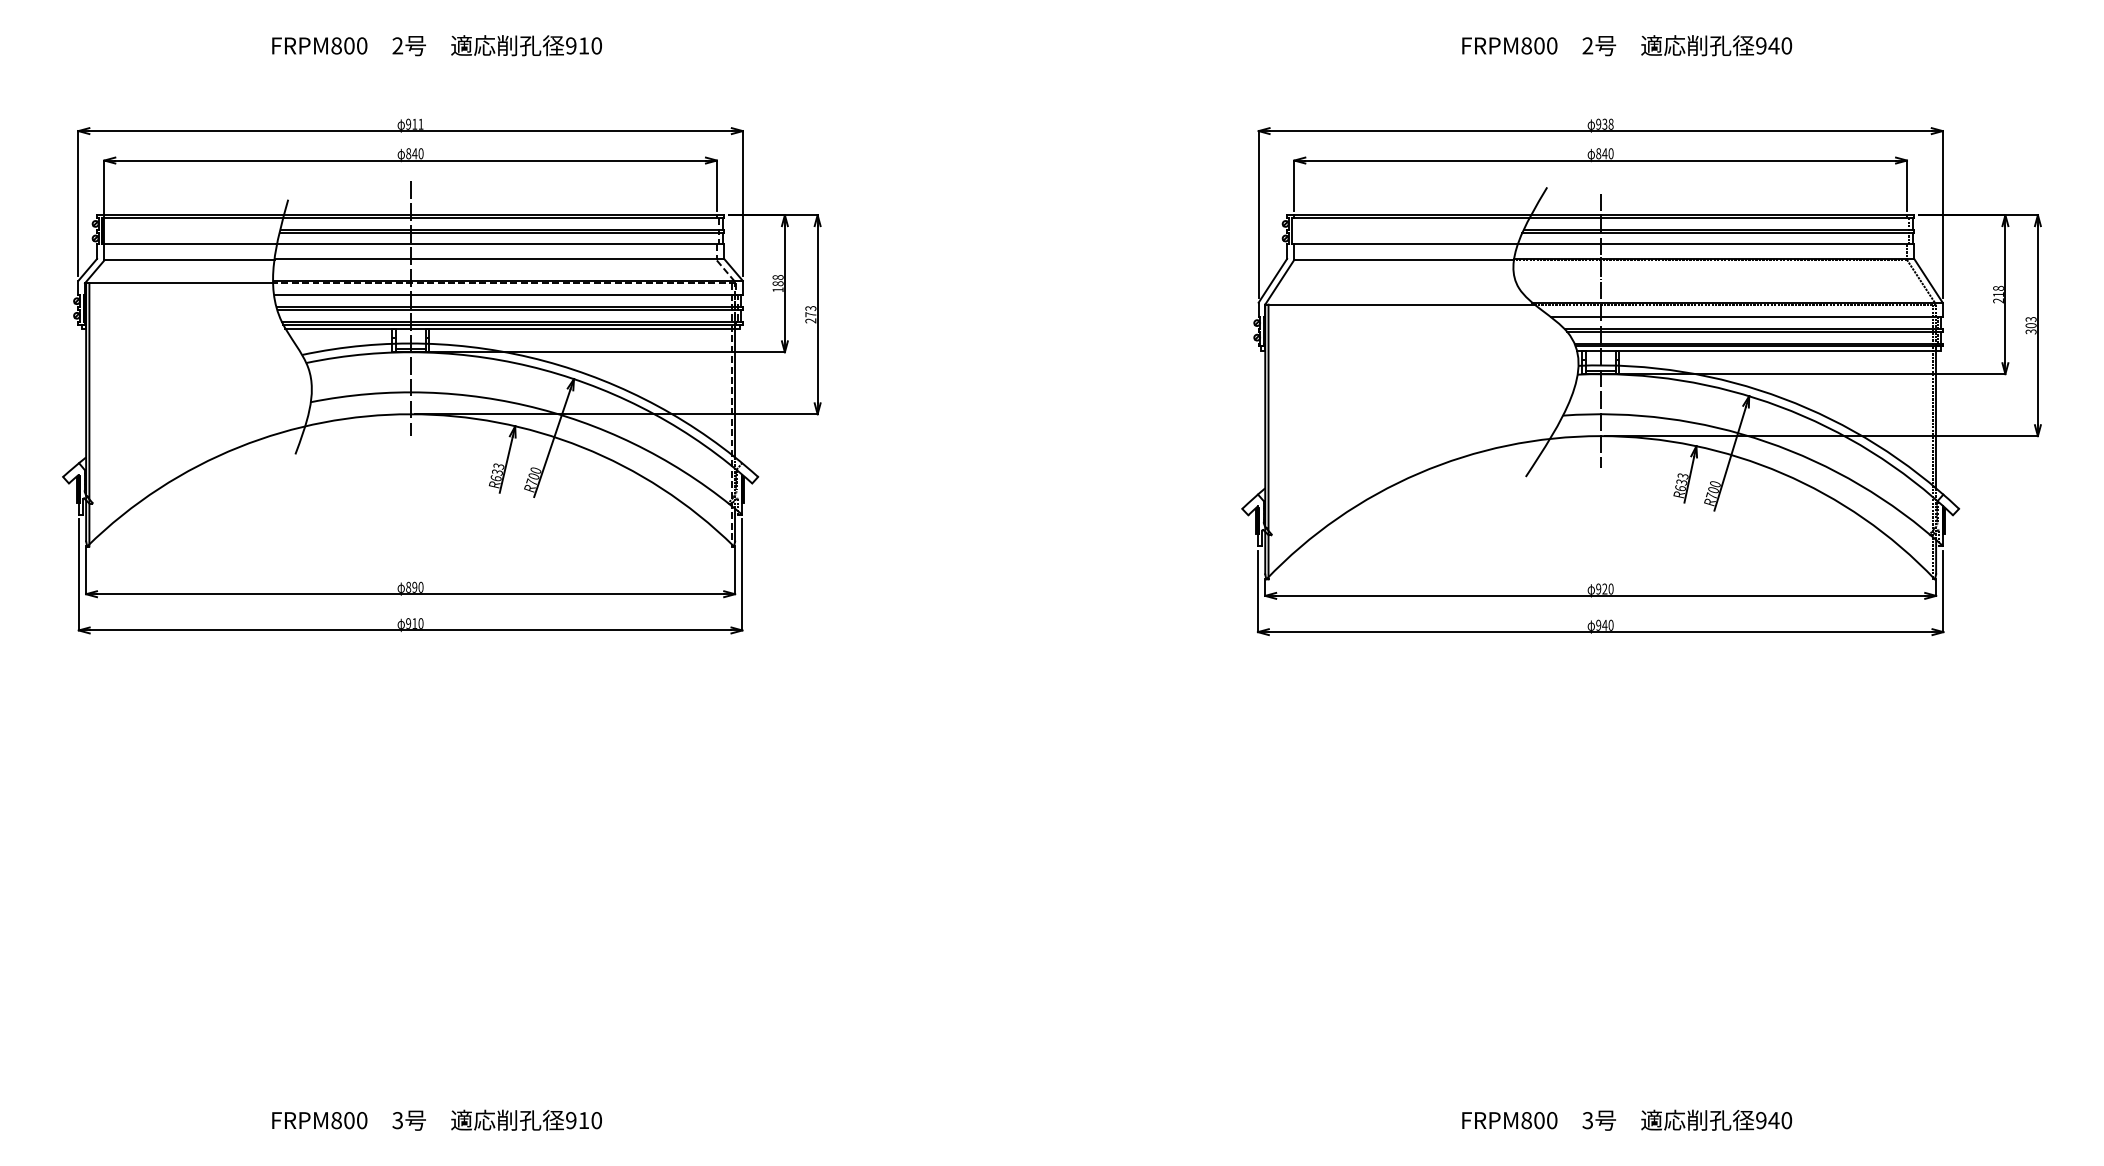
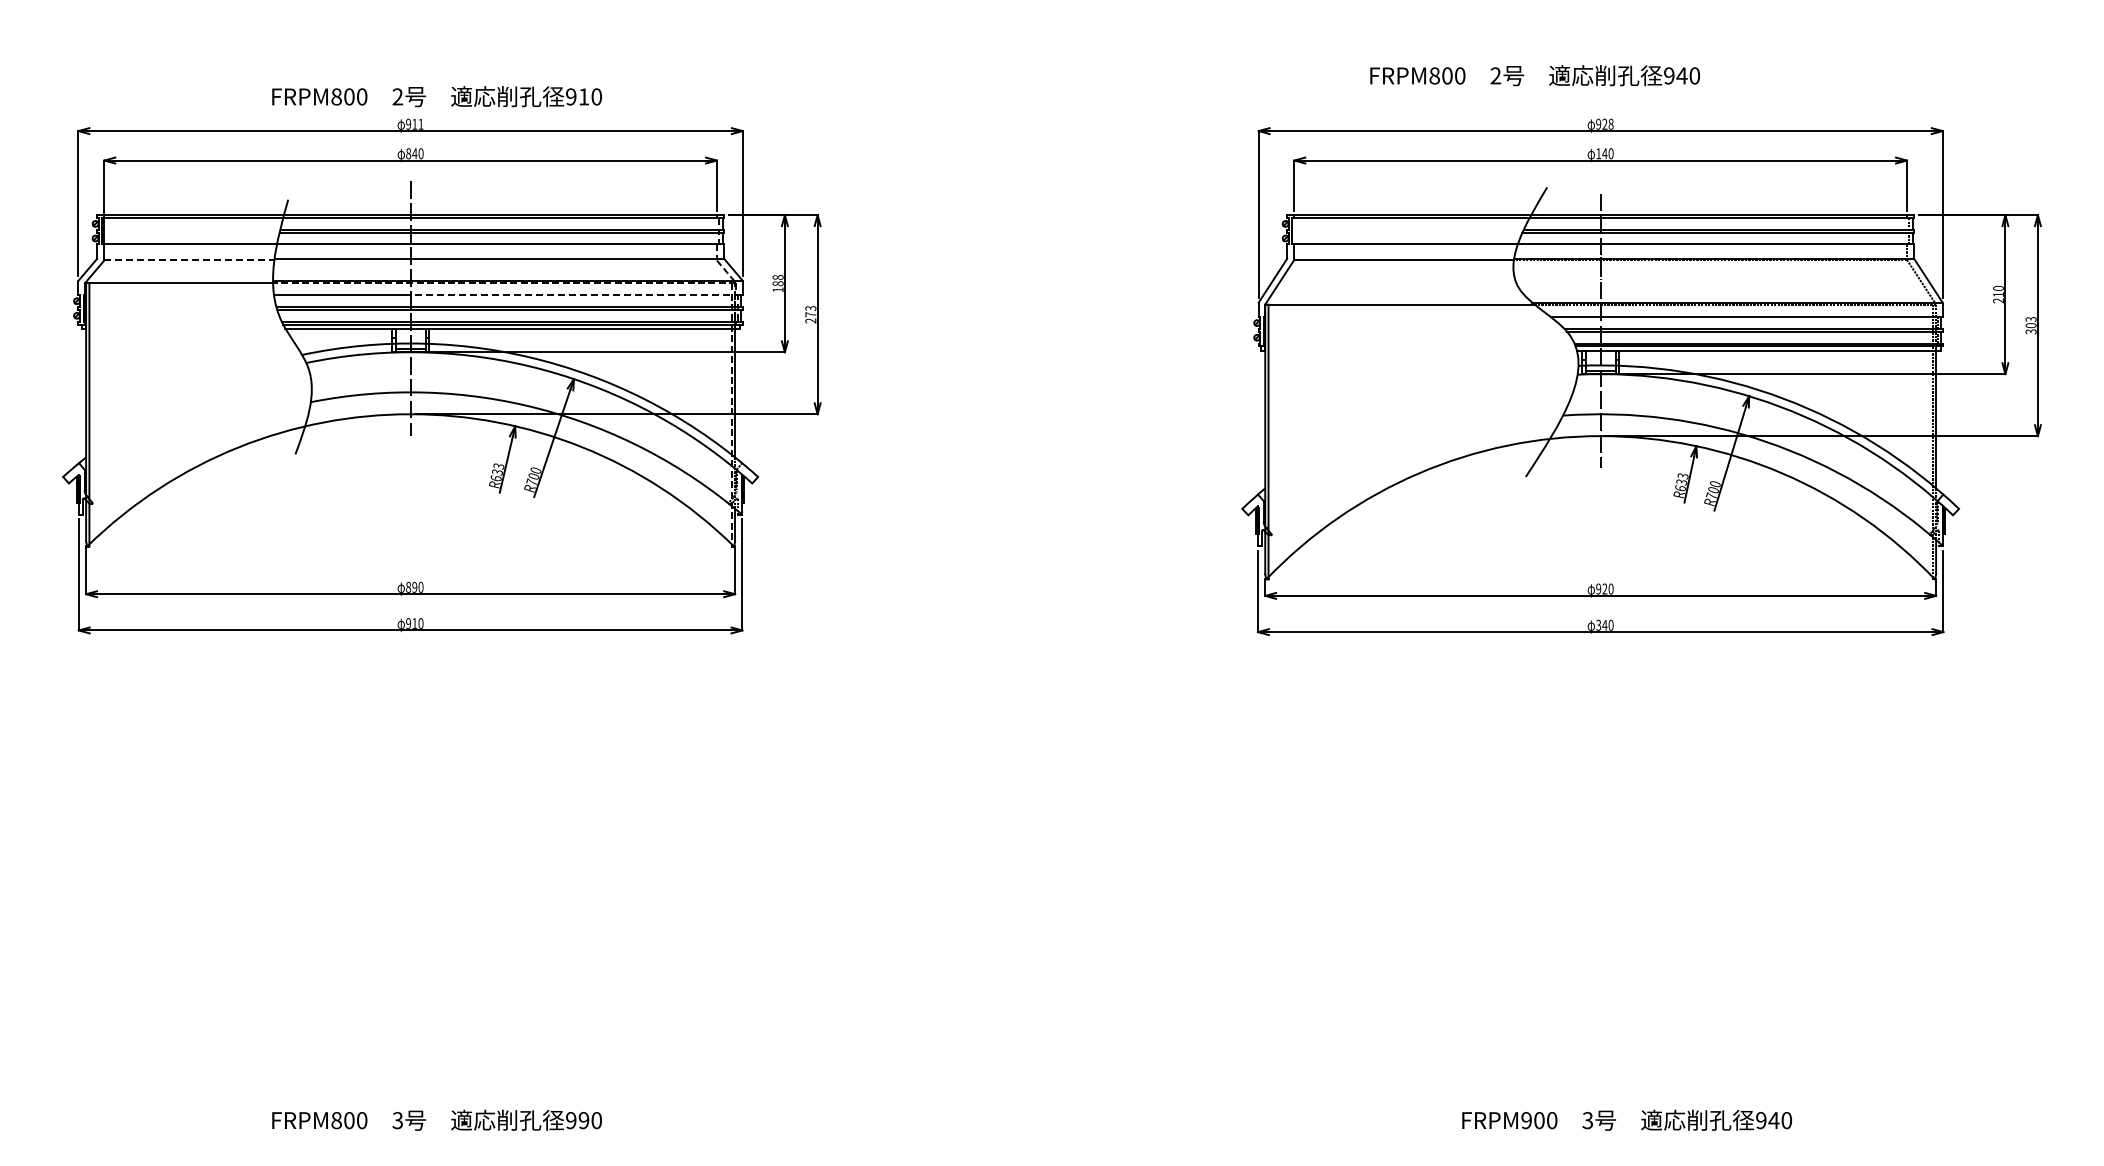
text position: (436, 45) -> (436, 96) (436, 96)
text position: (1627, 45) -> (1535, 75) (1535, 75)
text: 938 -> 928 (1604, 124)
text: 840 -> 140 (1598, 153)
line: solid -> dashed (190, 260)
text: 218 -> 210 (1998, 287)
line: solid -> dashed (575, 295)
text: 940 -> 340 (1598, 625)
text: 910 -> 990 (583, 1120)
text: FRPM800 -> FRPM900 (1526, 1120)
